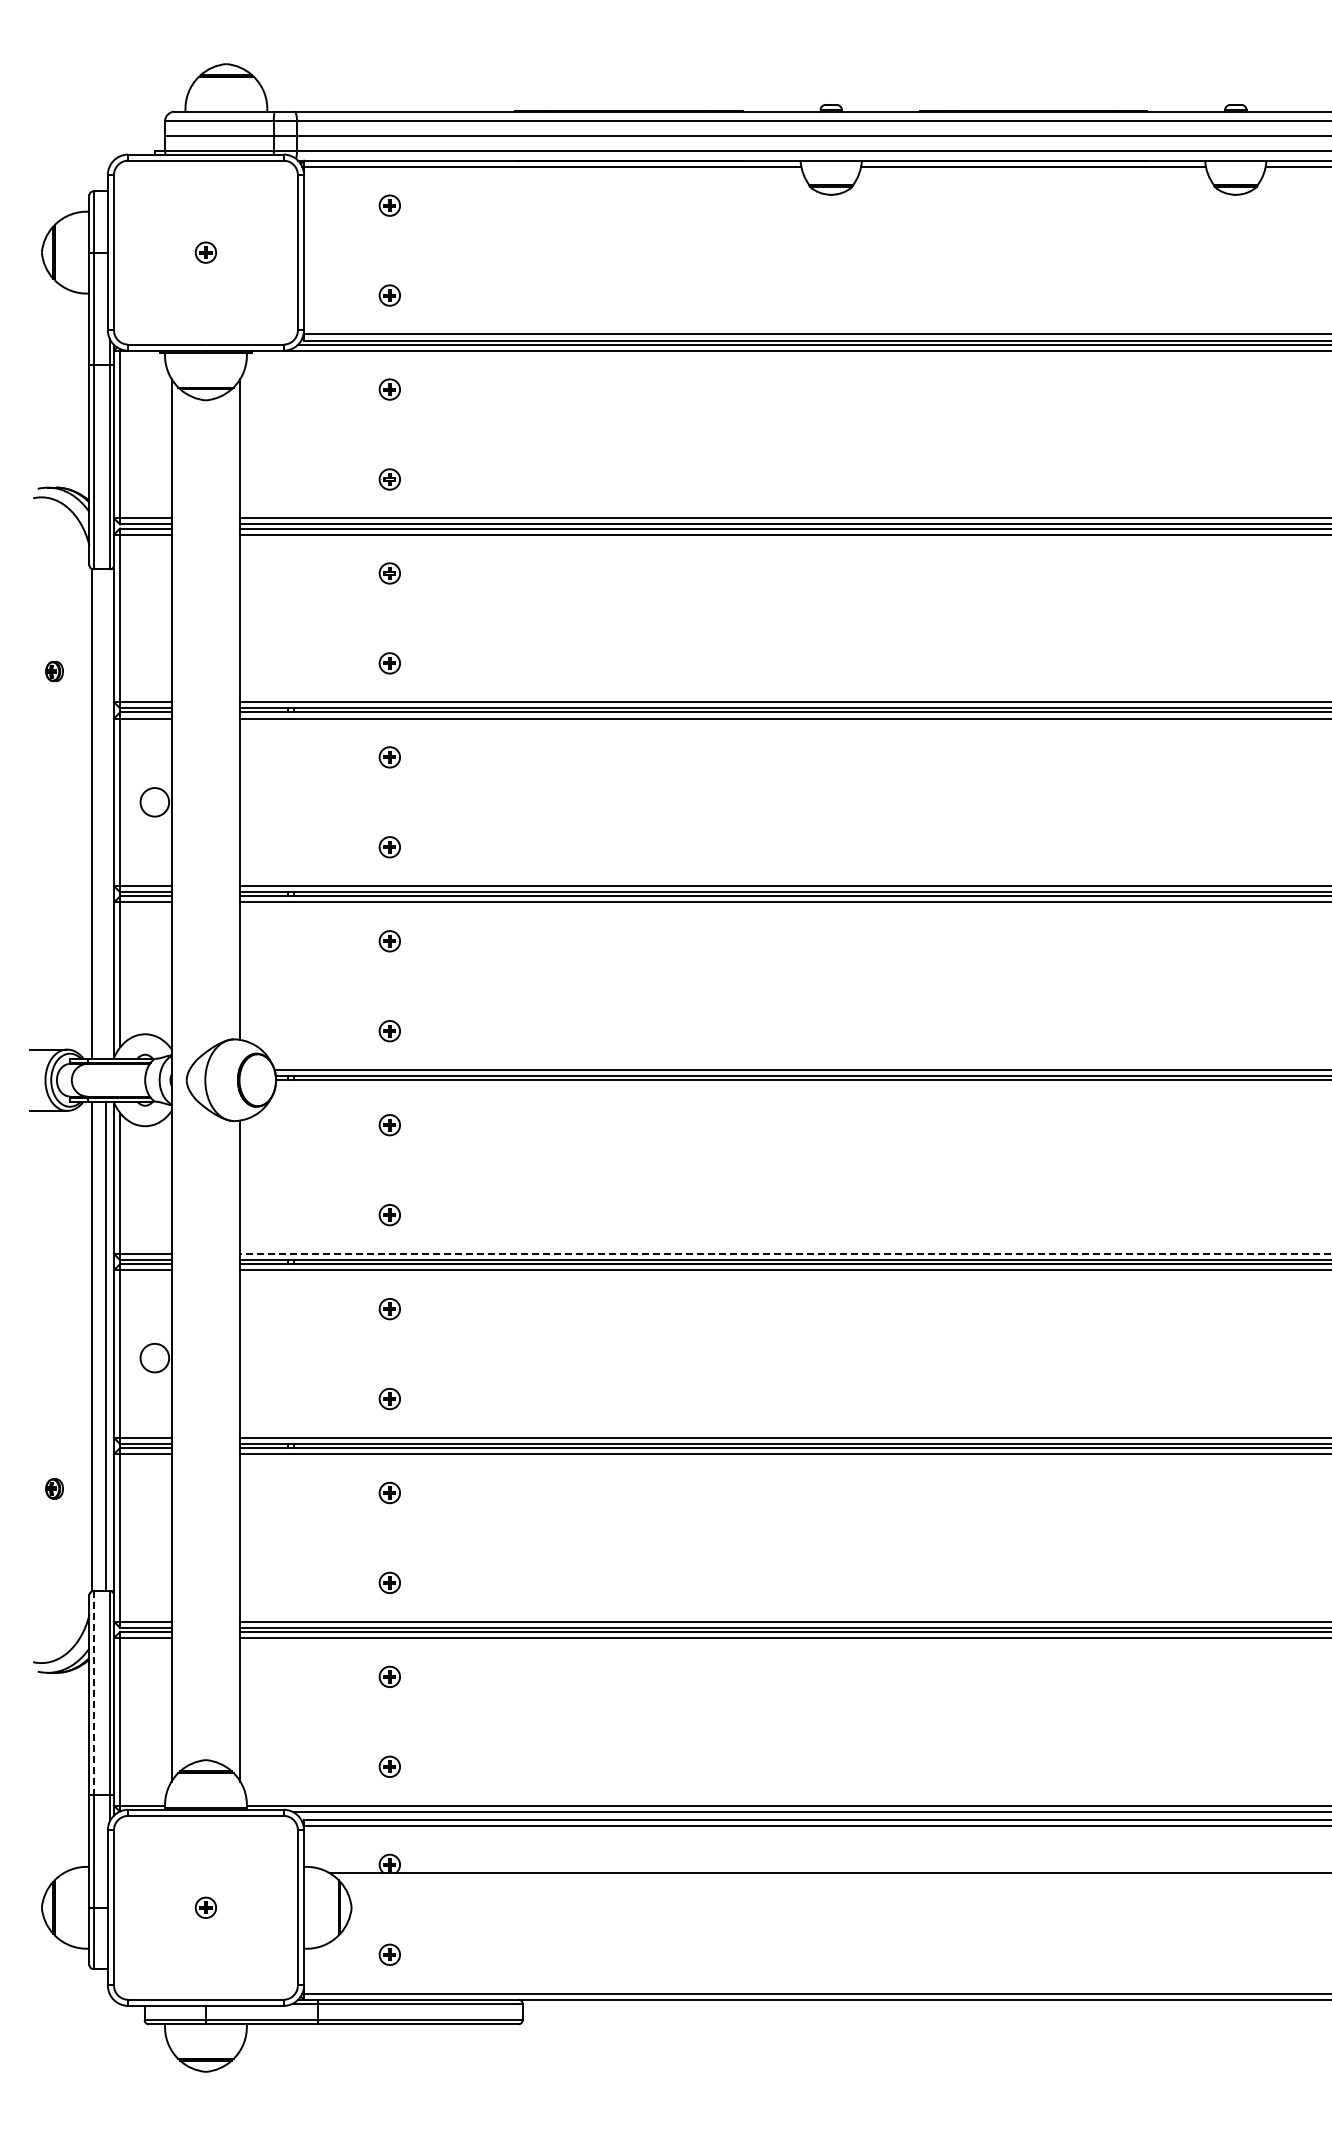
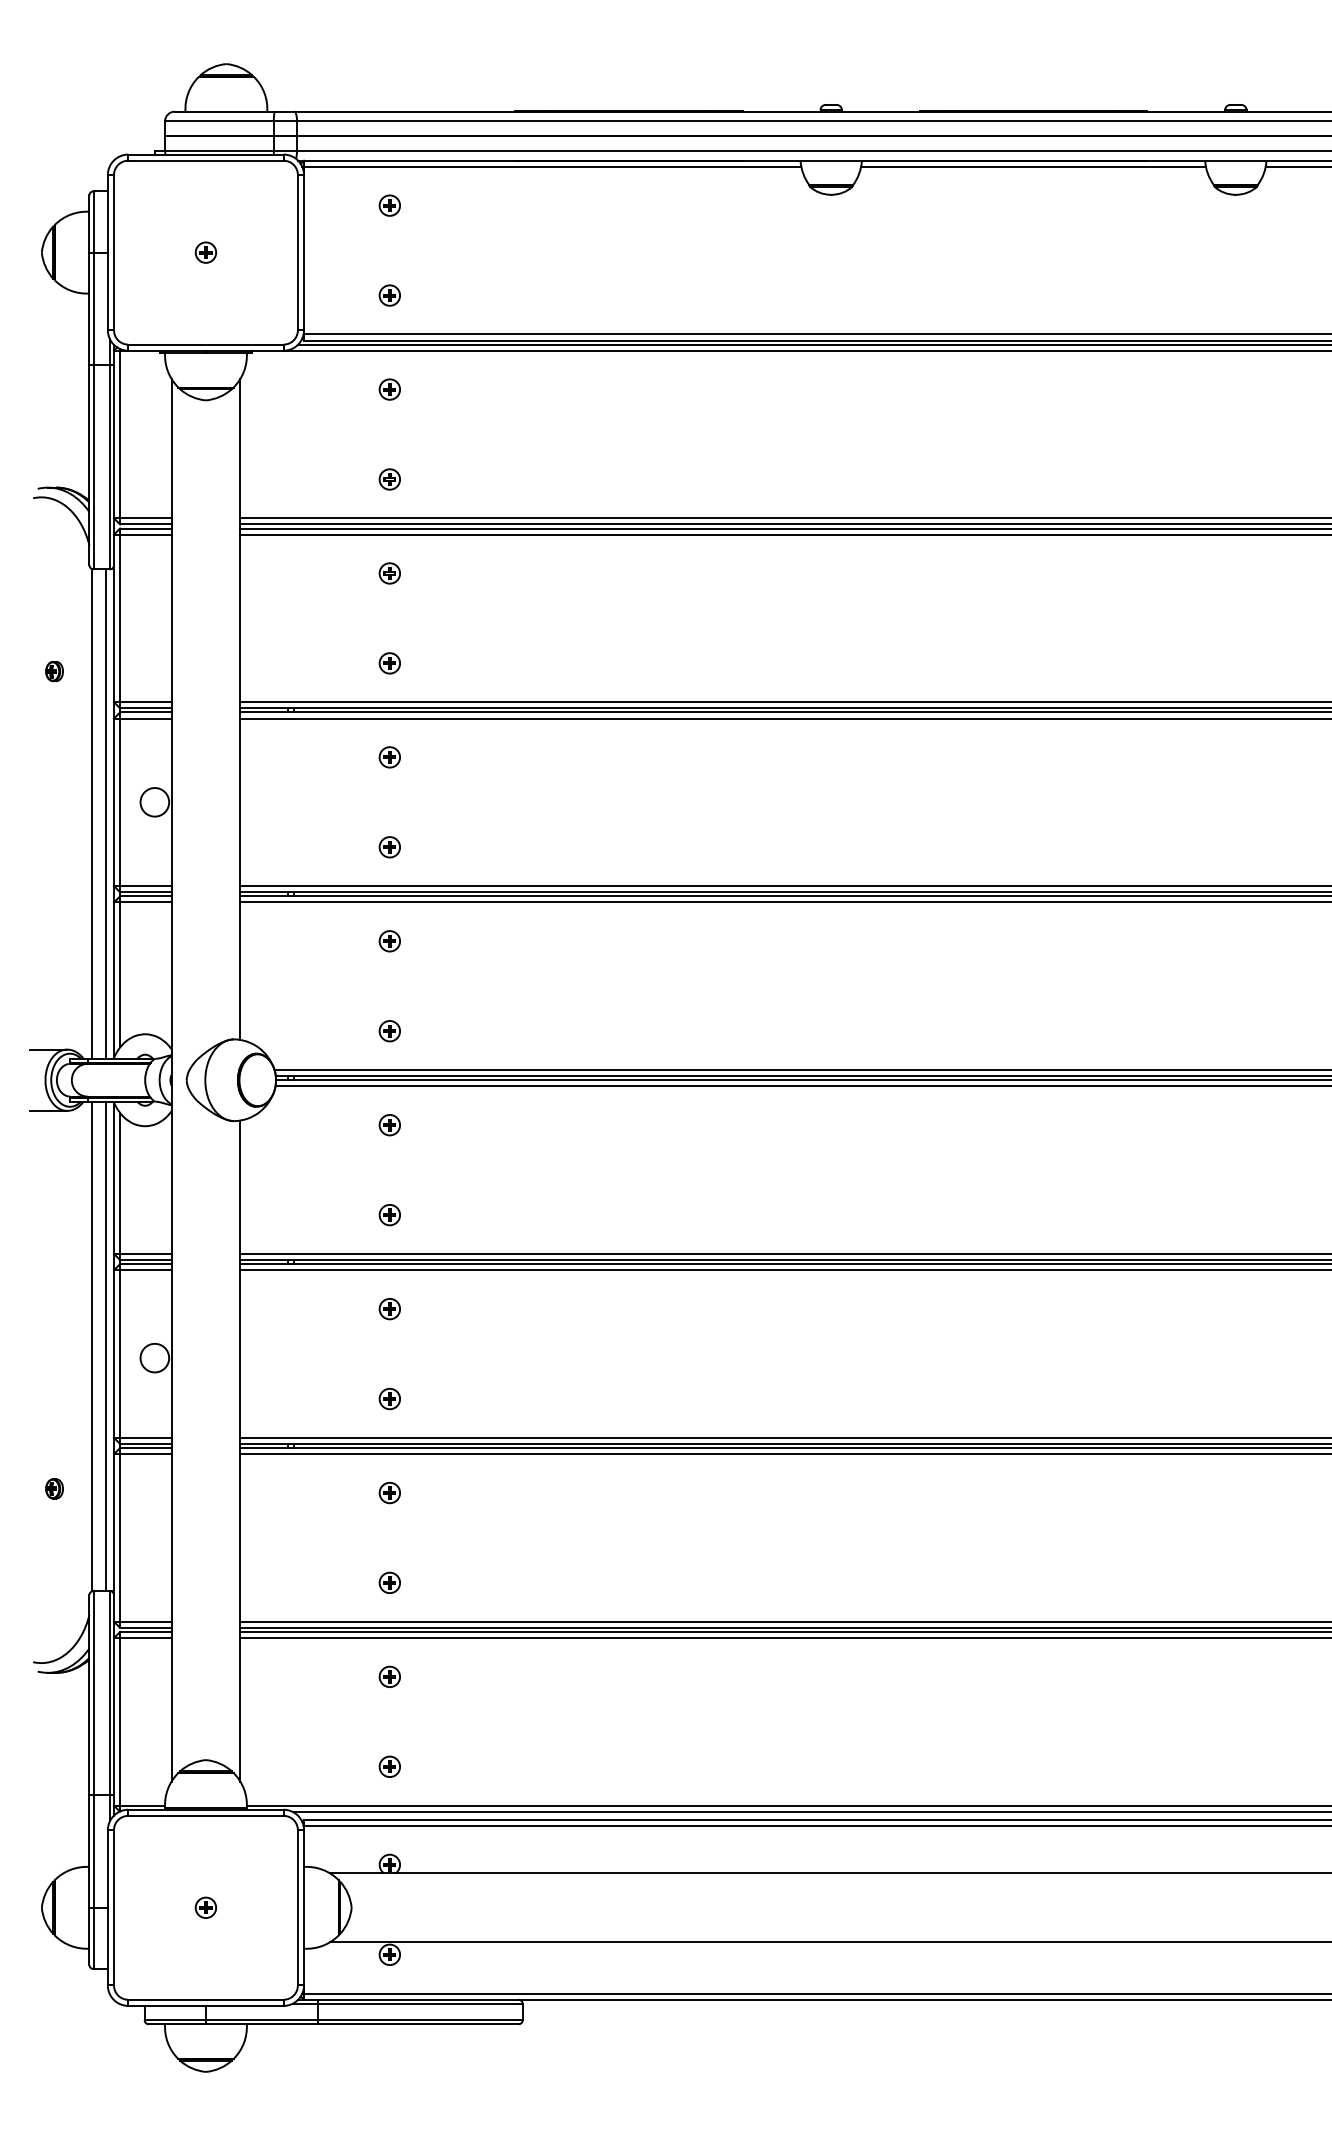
line: none -> present (106, 813)
line: none -> present (801, 1086)
line: dashed -> solid (785, 1253)
line: dashed -> solid (93, 1693)
line: none -> present (829, 1942)
